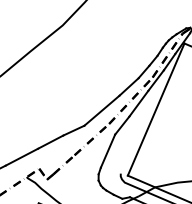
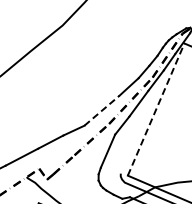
line: solid -> dashed (156, 109)
line: solid -> dashed (102, 110)
